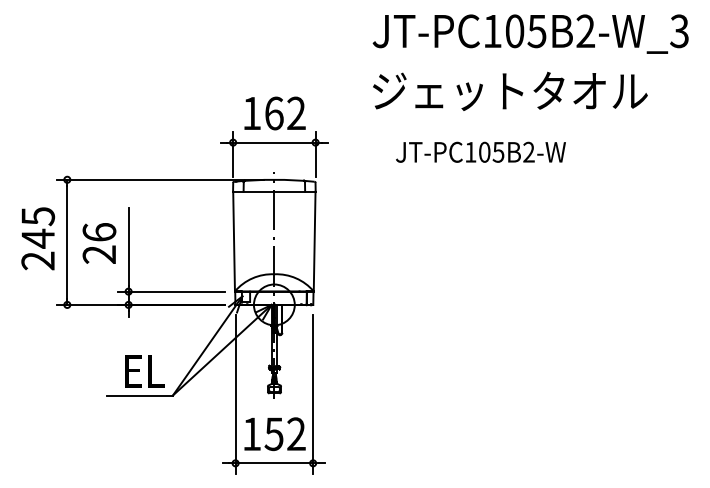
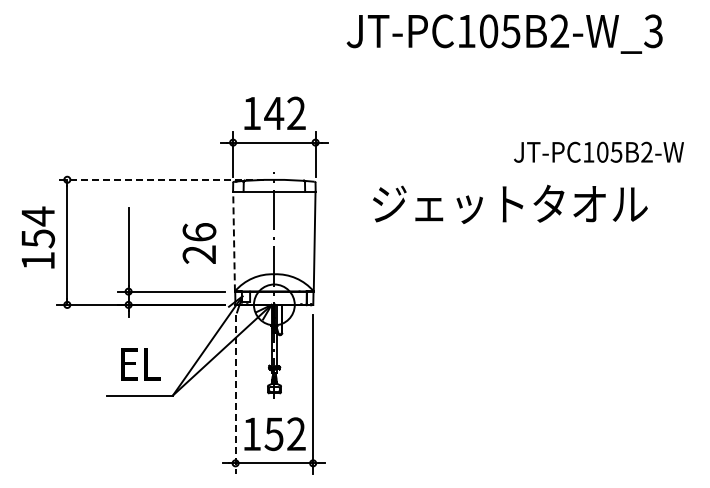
text position: (530, 33) -> (504, 33) (504, 33)
text position: (510, 90) -> (510, 203) (510, 203)
text: 162 -> 142 (274, 113)
text position: (480, 151) -> (598, 151) (598, 151)
line: solid -> dashed (160, 179)
text: 245 -> 154 (38, 238)
line: solid -> dashed (234, 241)
text position: (99, 243) -> (199, 243) (199, 243)
text position: (144, 371) -> (140, 364) (140, 364)
line: solid -> dashed (235, 394)
